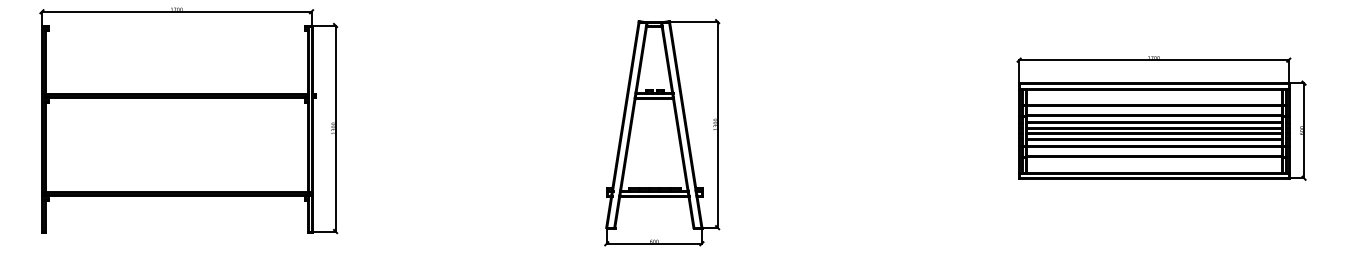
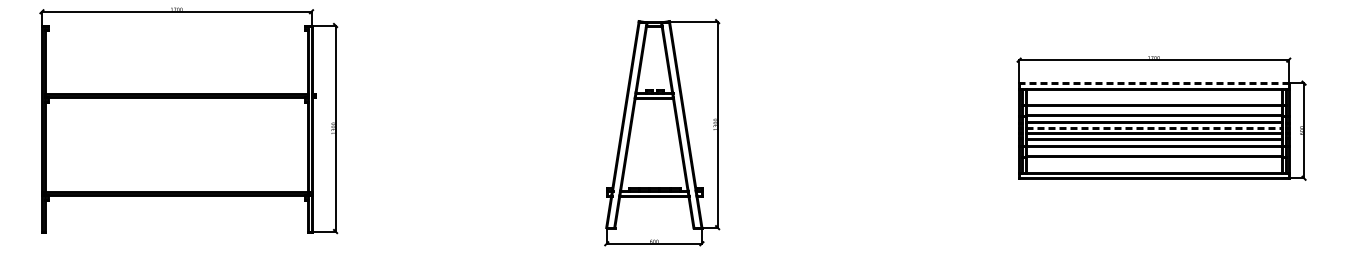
line: solid -> dashed (1153, 83)
line: solid -> dashed (1154, 127)
